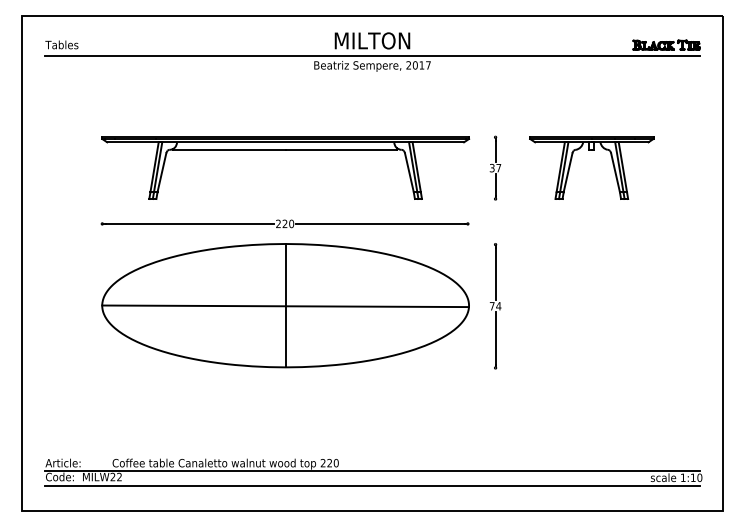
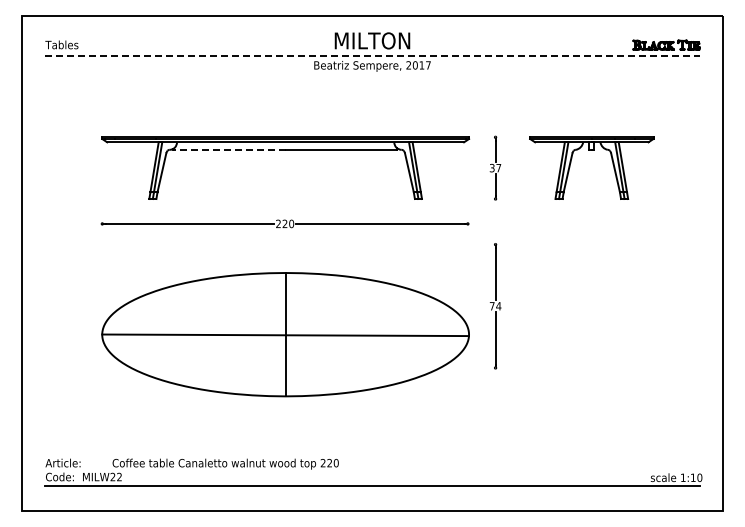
line: solid -> dashed (372, 55)
line: solid -> dashed (228, 149)
part position: (285, 305) -> (285, 334) (285, 334)
line: present -> none (372, 471)
